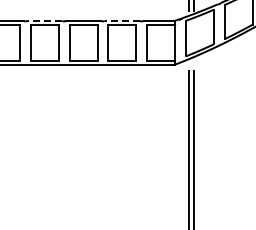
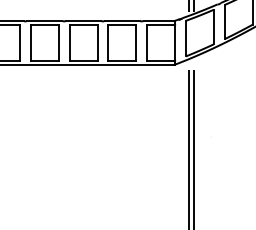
line: dashed -> solid (44, 20)
line: dashed -> solid (122, 20)
